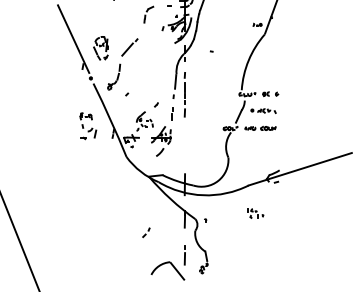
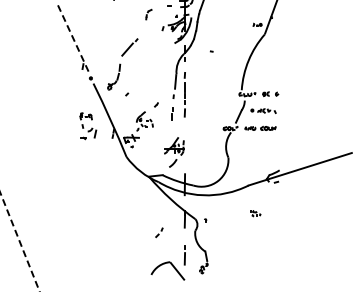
part size: 12x19 px -> 8x13 px (148, 14)
line: solid -> dashed (73, 39)
part: present -> none (100, 48)
part position: (161, 141) -> (174, 152) (174, 152)
part size: 18x11 px -> 12x8 px (255, 213)
part position: (146, 232) -> (159, 232) (159, 232)
arc: solid -> dashed (20, 242)
